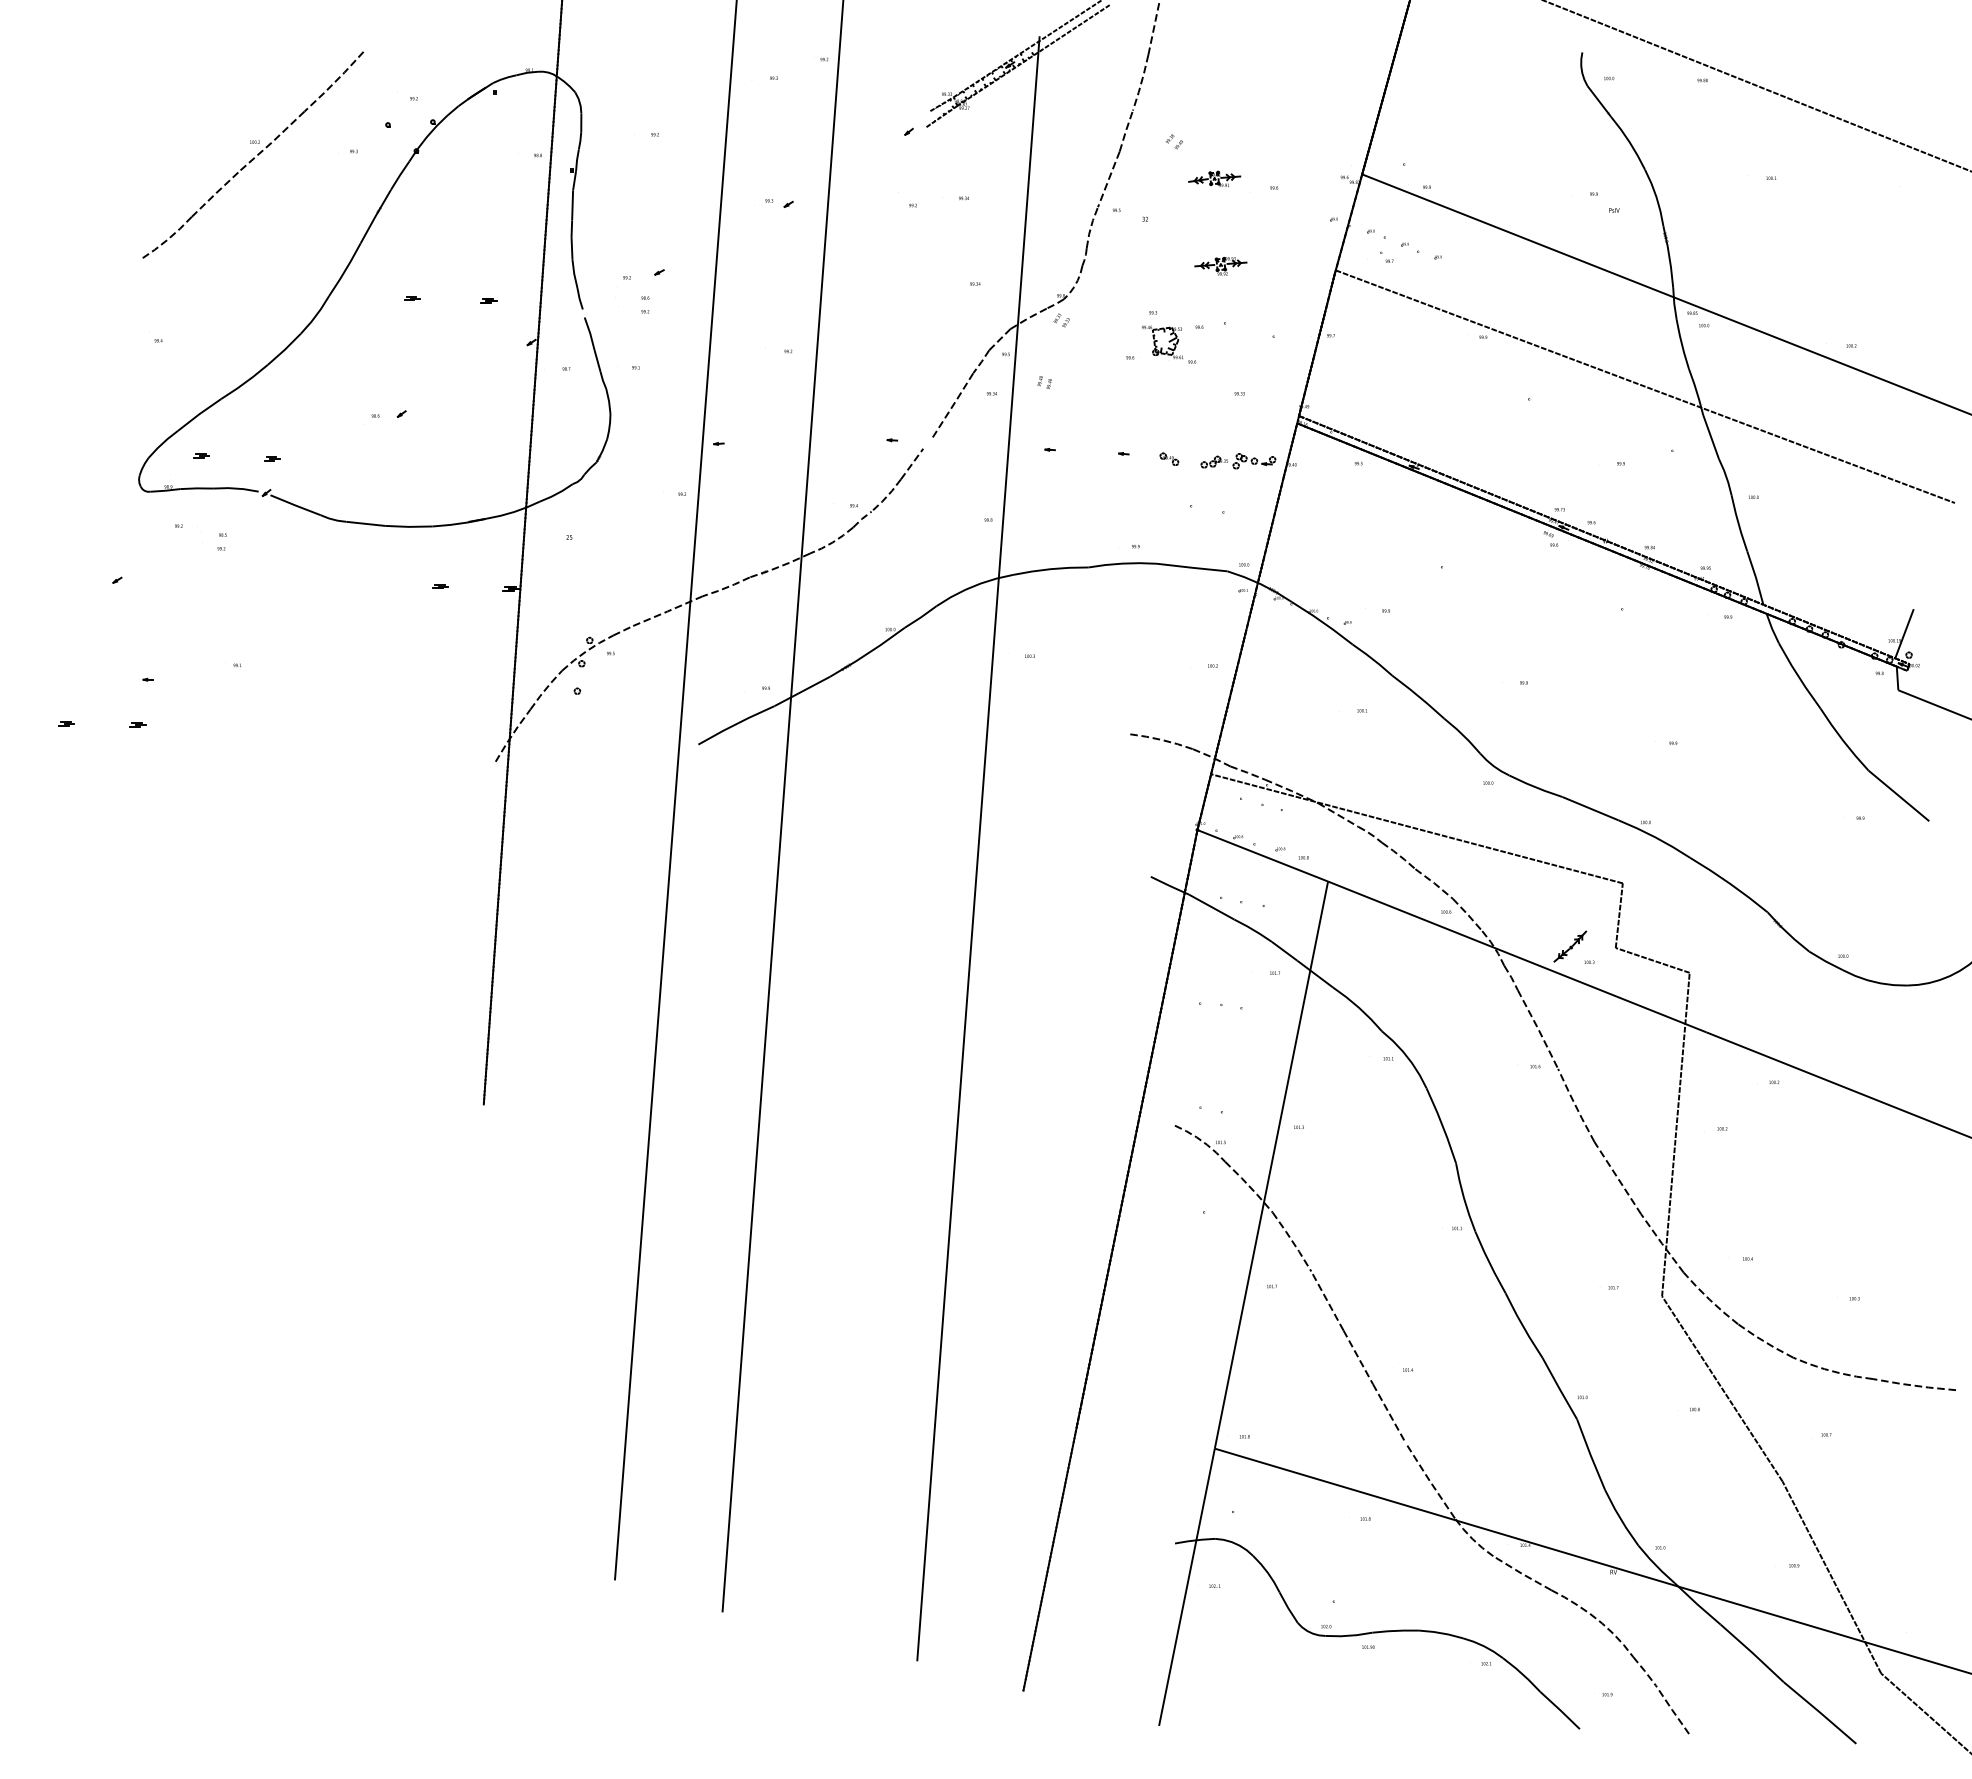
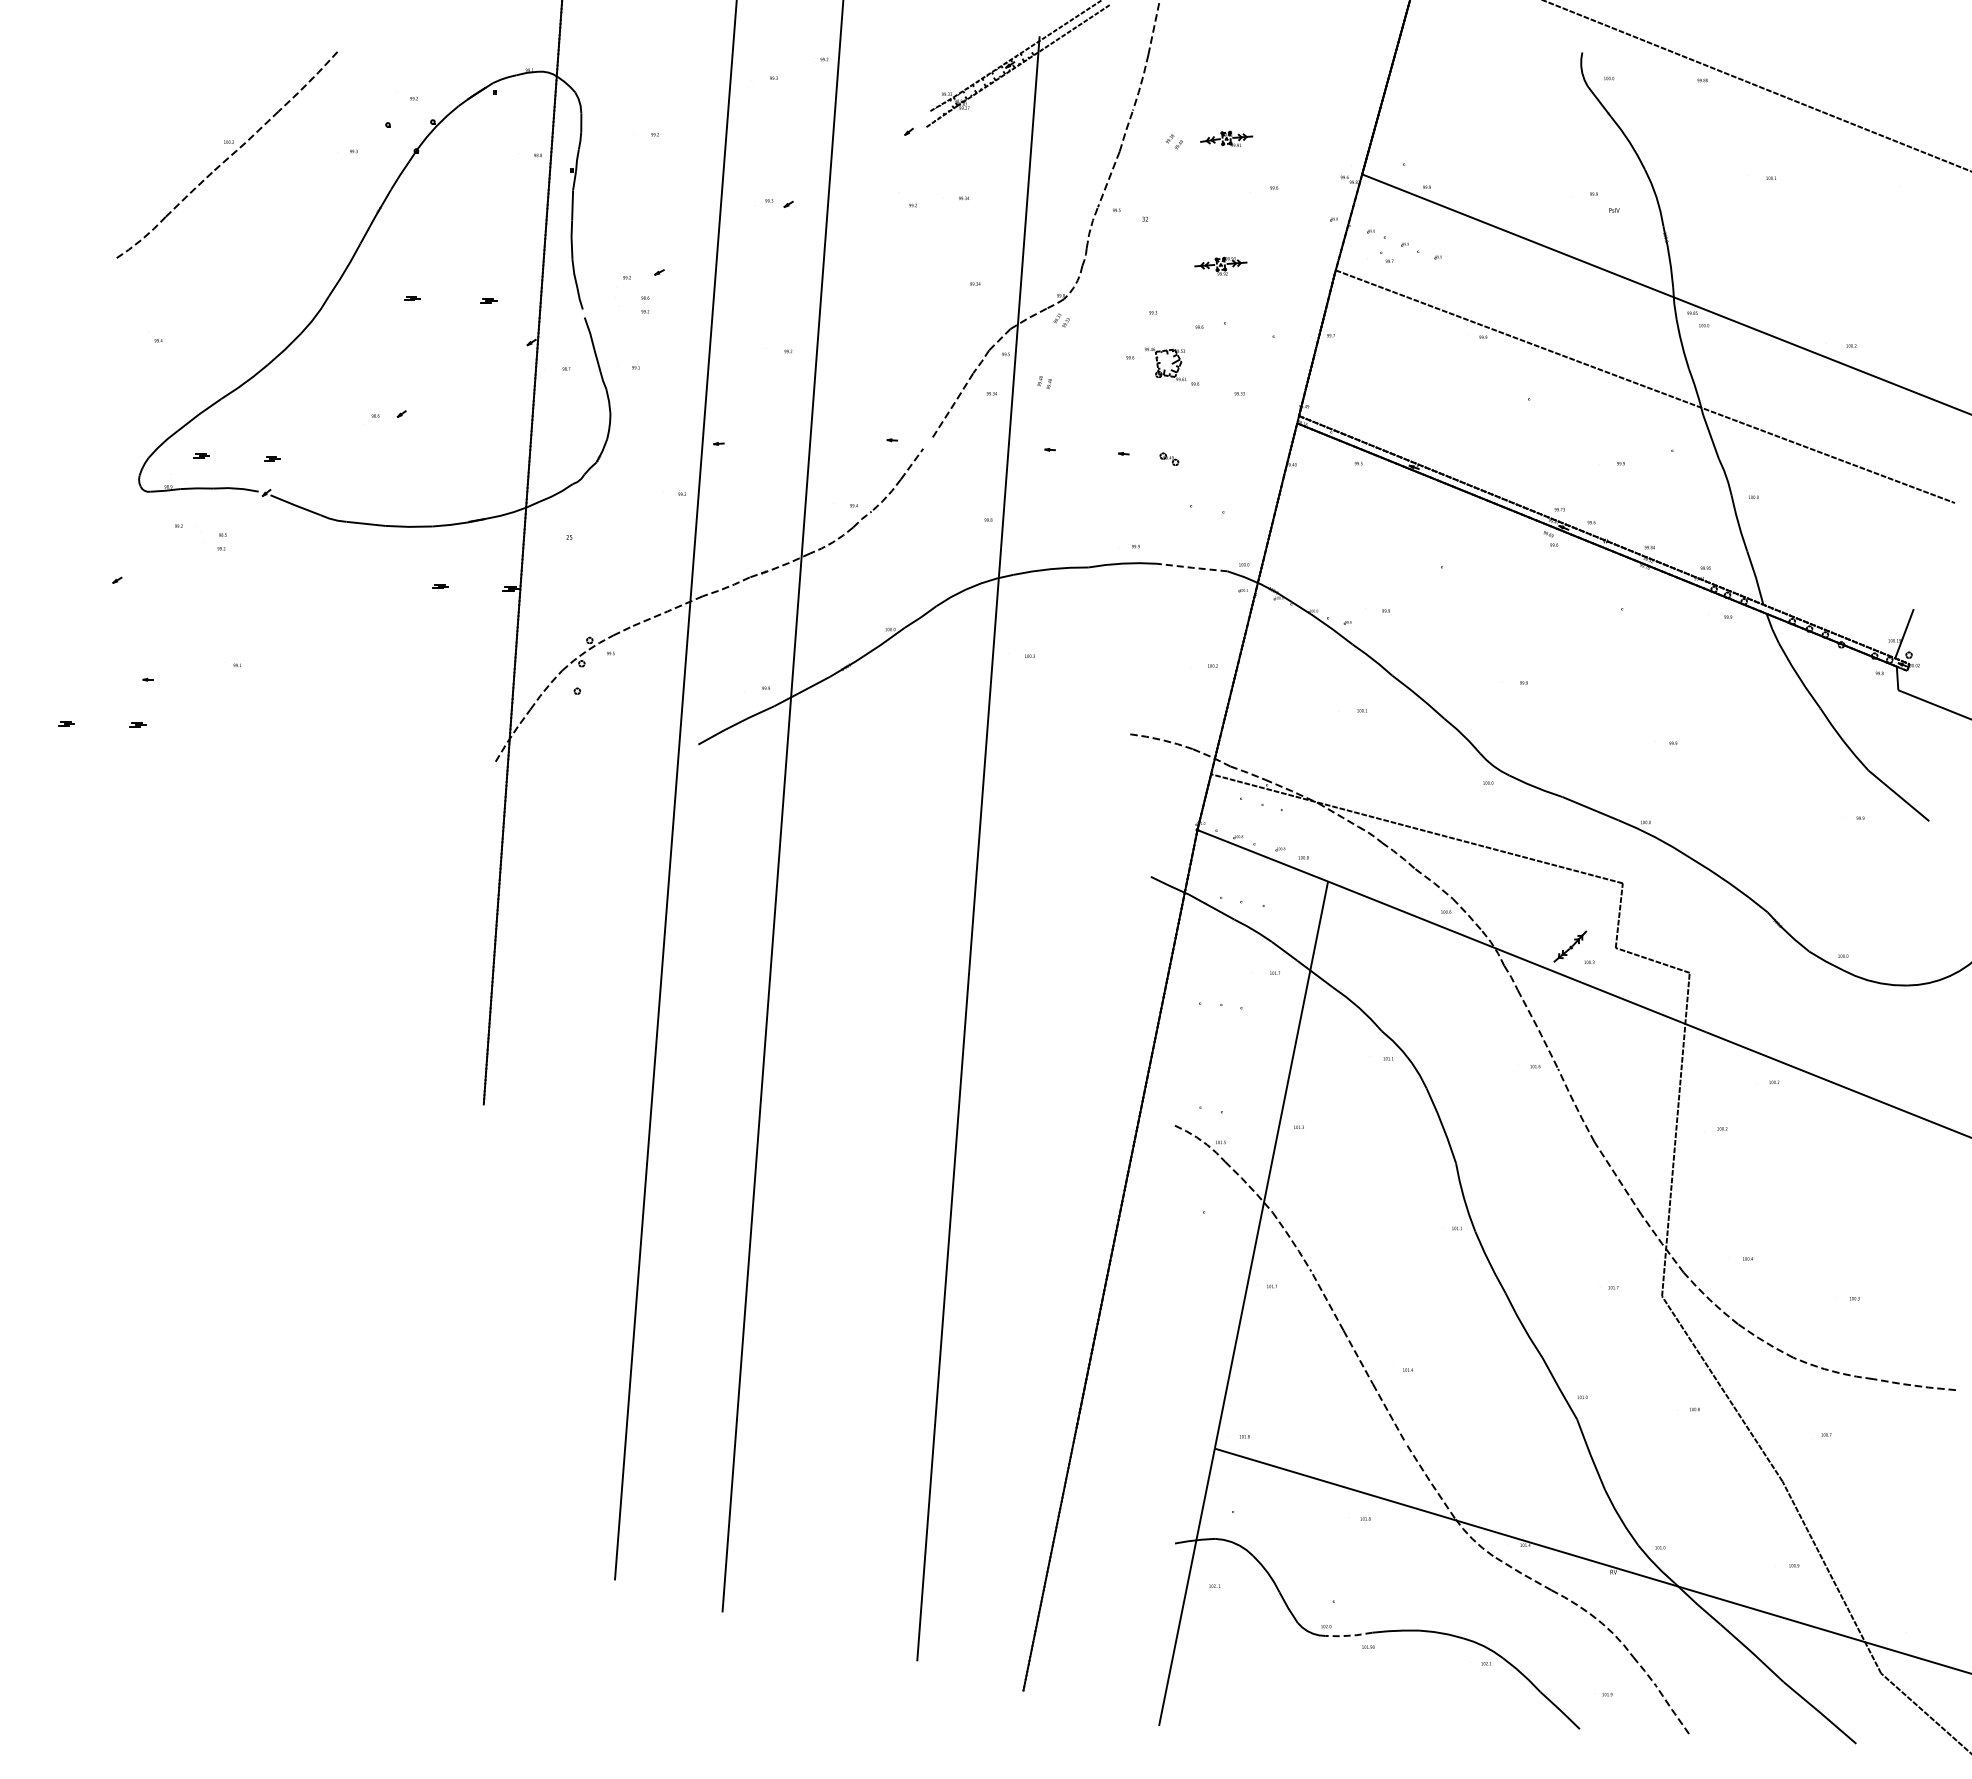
part position: (252, 154) -> (226, 154) (226, 154)
part position: (1214, 178) -> (1226, 138) (1226, 138)
part position: (1169, 344) -> (1172, 366) (1172, 366)
part: present -> none (1238, 461)
line: solid -> dashed (1192, 567)
line: solid -> dashed (1348, 1635)
